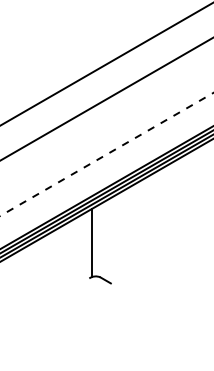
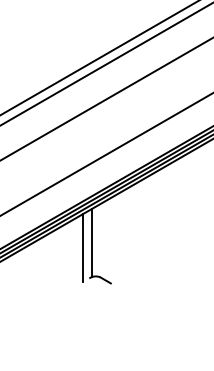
line: none -> present (98, 57)
line: dashed -> solid (106, 154)
line: none -> present (83, 248)
